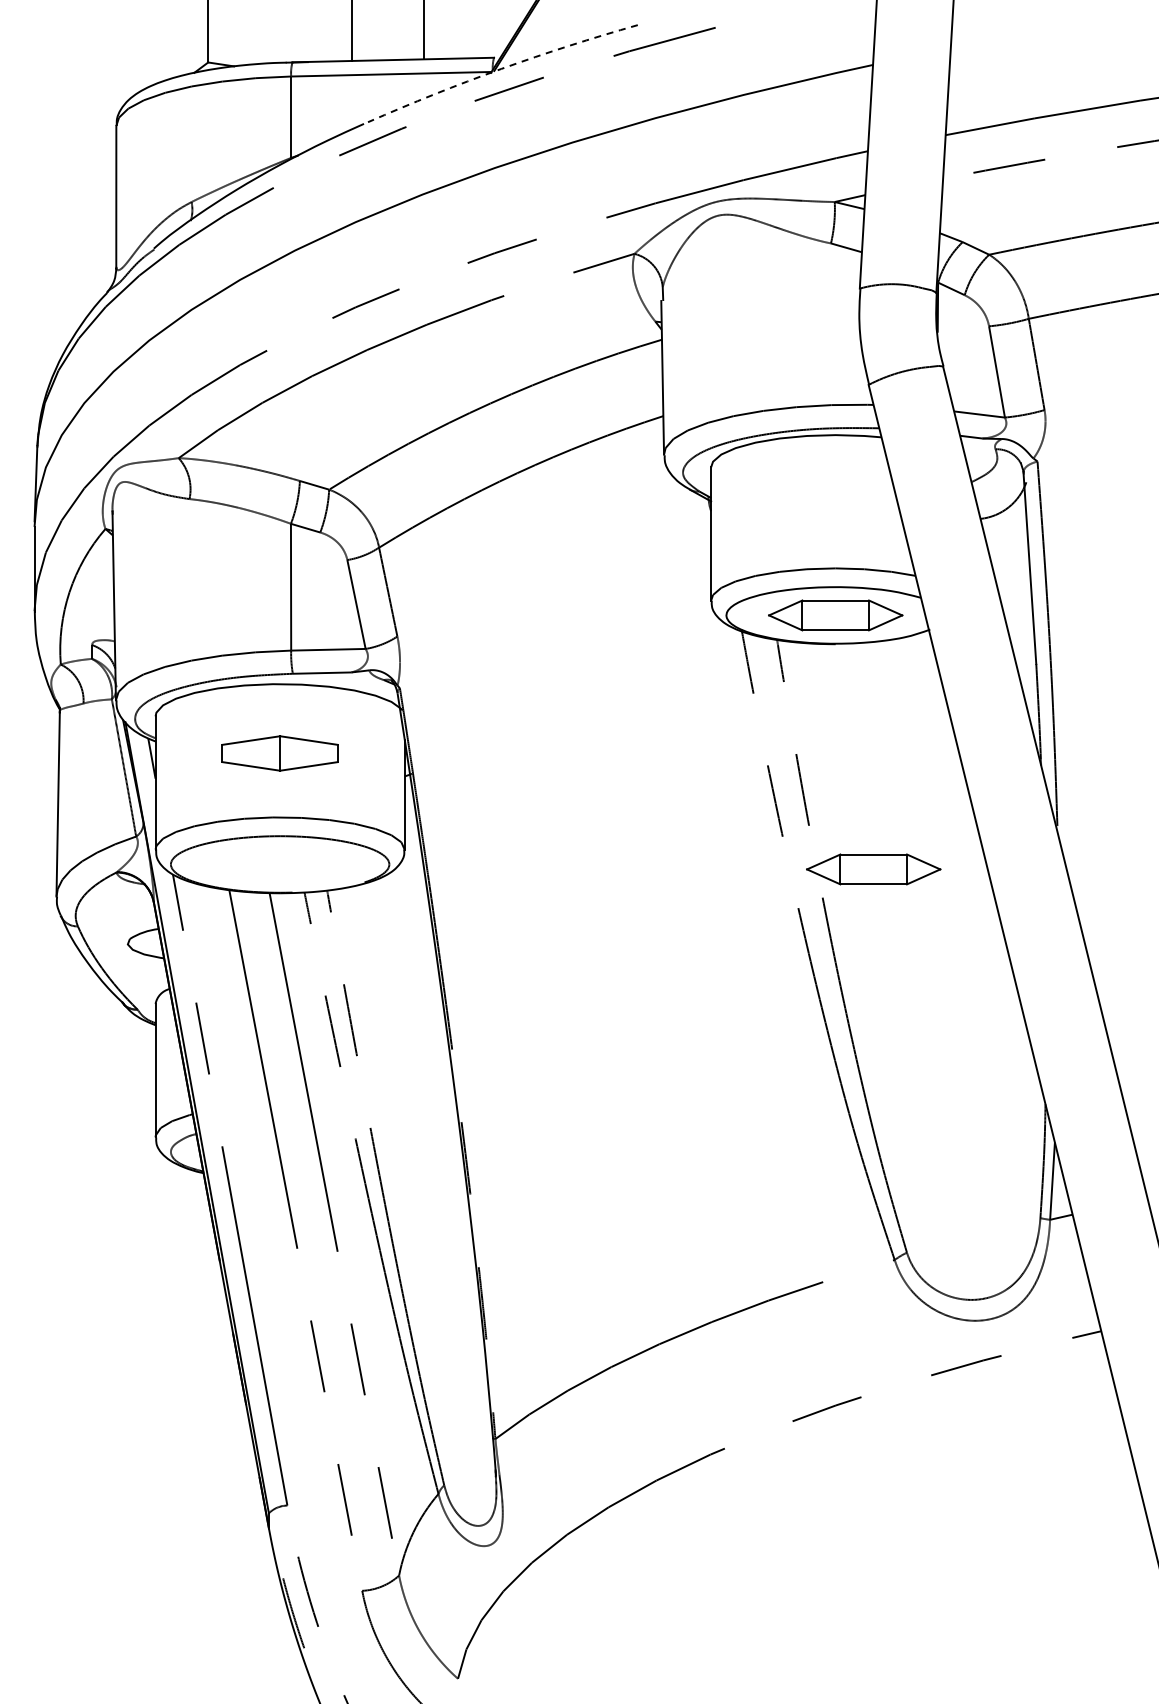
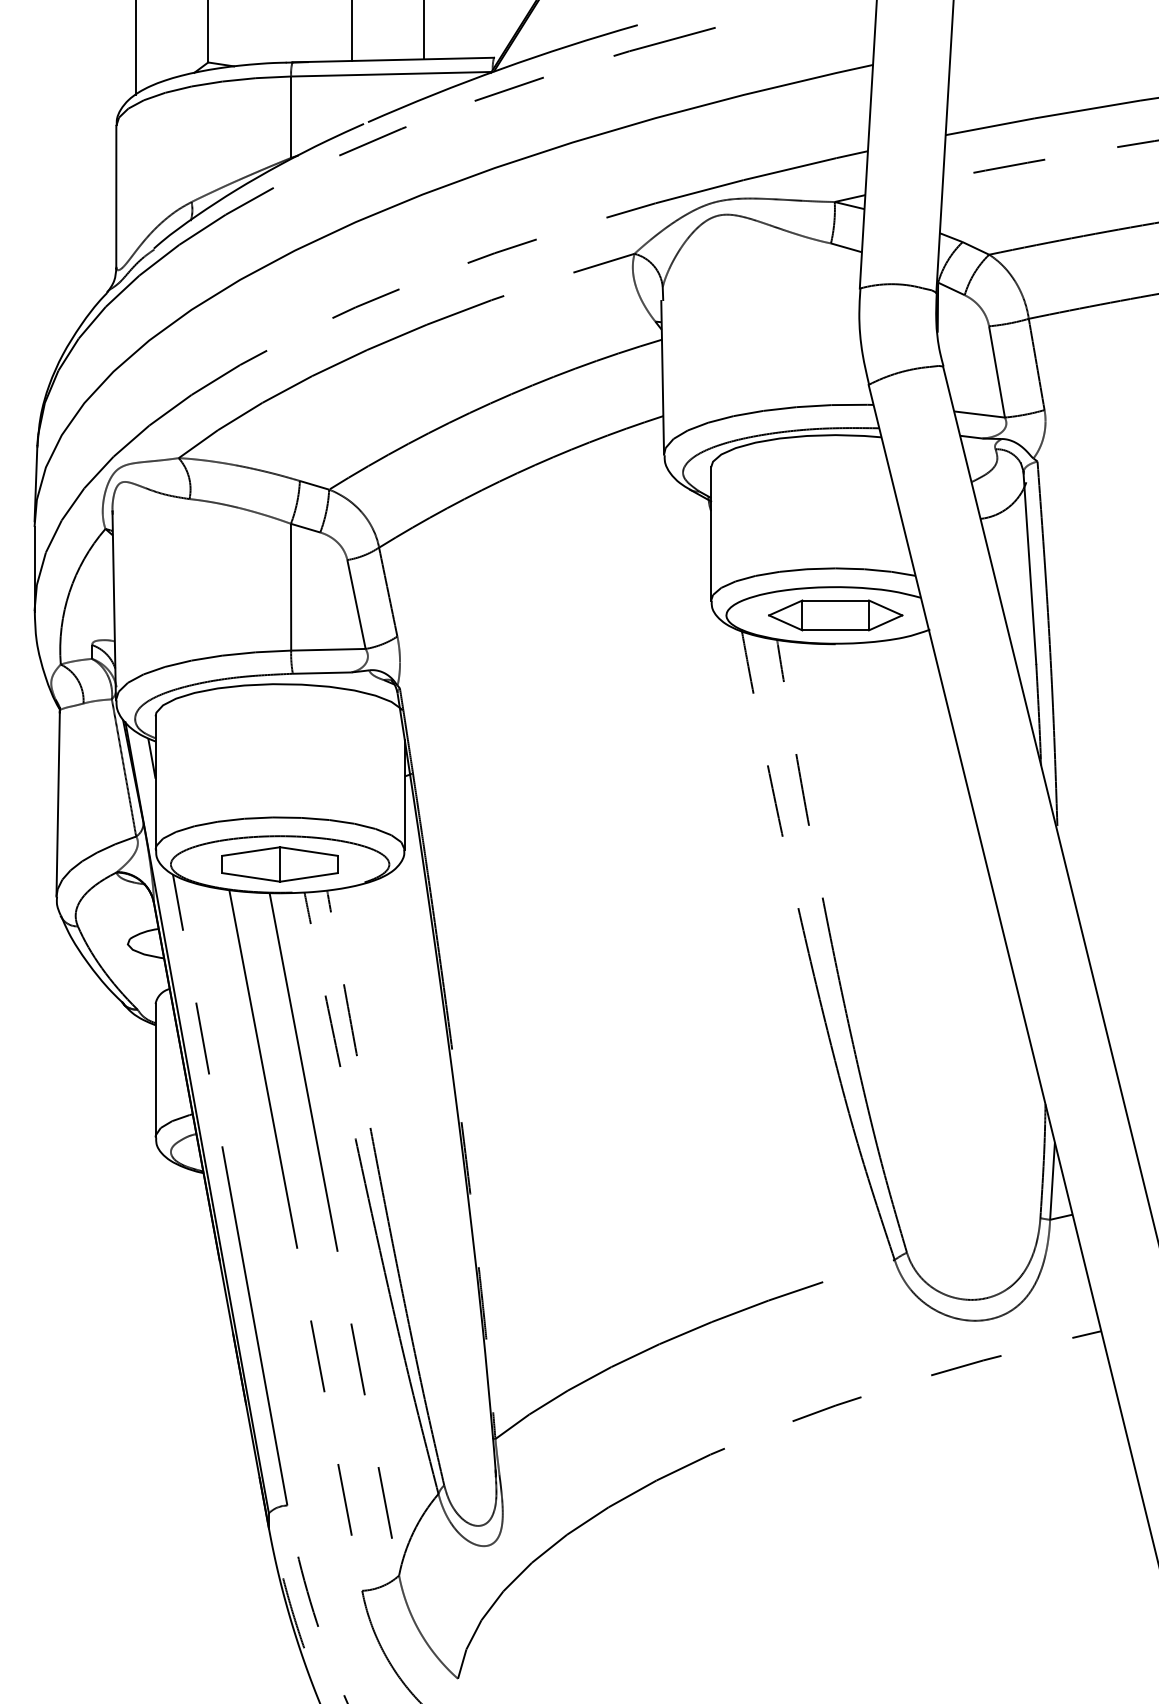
line: none -> present (136, 48)
arc: dashed -> solid (501, 69)
part position: (279, 753) -> (279, 864) (279, 864)
part: present -> none (873, 869)
